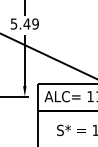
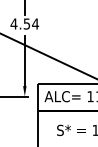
text: 5.49 -> 4.54 (24, 23)
